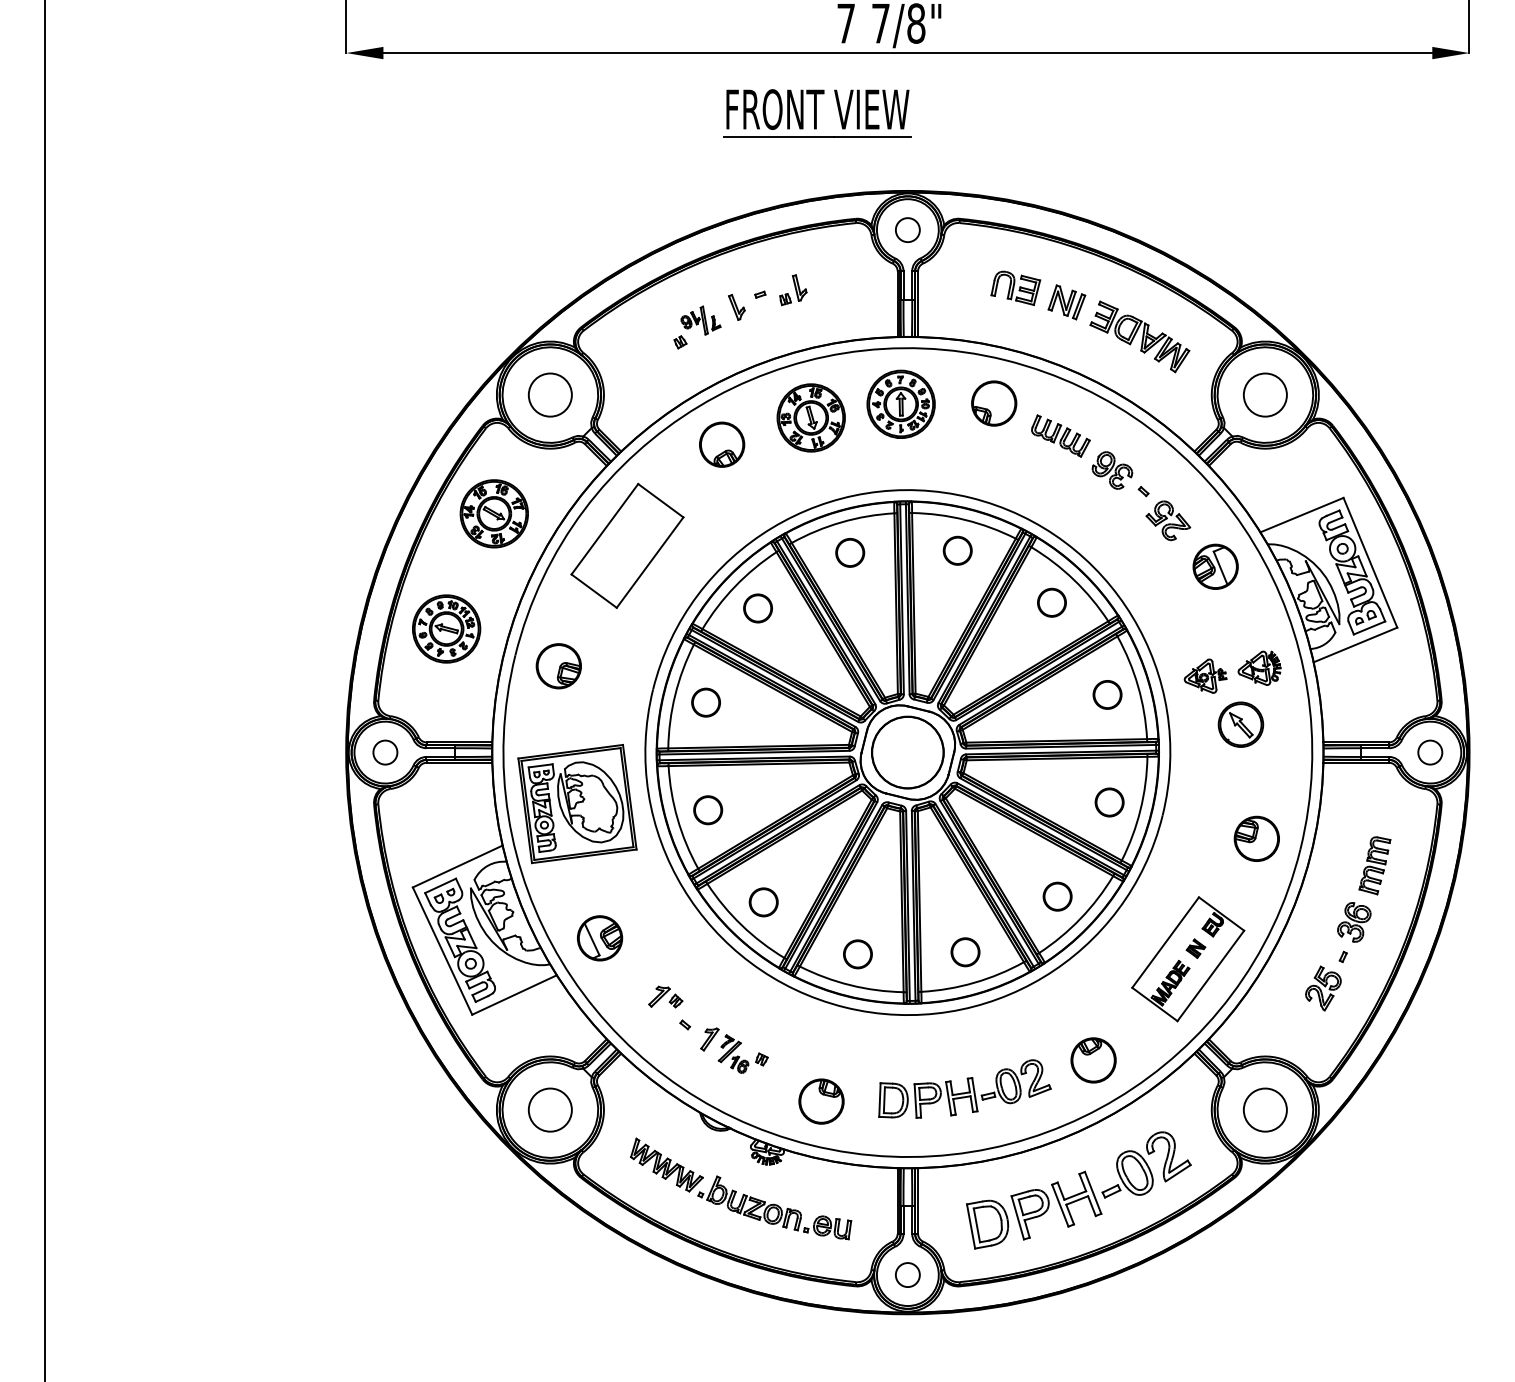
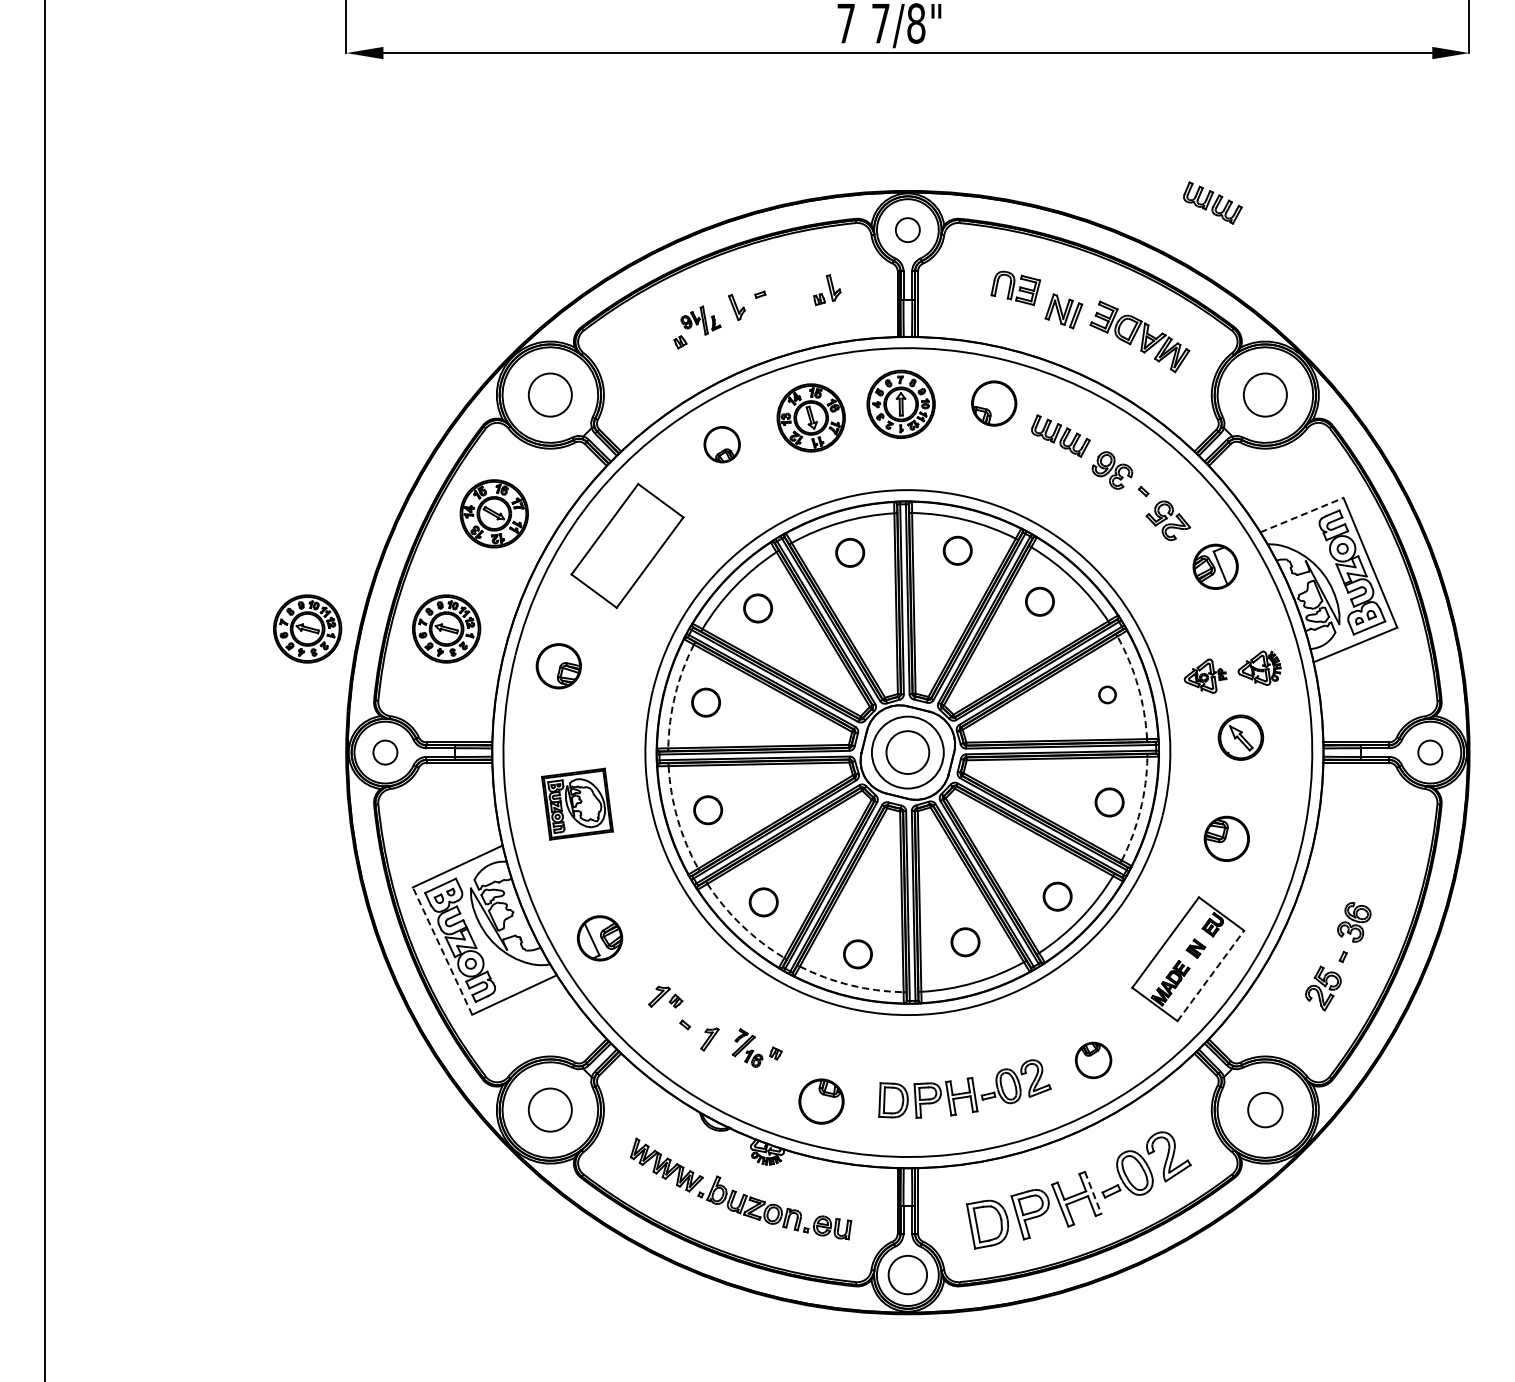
part: present -> none (817, 113)
part: none -> present (1212, 202)
part position: (793, 290) -> (827, 290) (827, 290)
part position: (1066, 302) -> (1063, 311) (1063, 311)
part size: 47x47 px -> 38x38 px (721, 444)
line: solid -> dashed (1301, 515)
circle position: (1051, 602) -> (1039, 601) (1039, 601)
part: none -> present (307, 628)
arc: solid -> dashed (1138, 686)
circle size: 31x30 px -> 19x20 px (1107, 694)
arc: solid -> dashed (675, 695)
part position: (1240, 724) -> (1240, 737) (1240, 737)
circle diameter: 71 px -> 43 px (907, 752)
part size: 121x121 px -> 73x74 px (577, 803)
arc: solid -> dashed (1140, 810)
arc: solid -> dashed (677, 819)
part position: (1256, 838) -> (1226, 838) (1226, 838)
part: present -> none (1374, 865)
arc: solid -> dashed (741, 925)
line: solid -> dashed (442, 950)
circle position: (965, 952) -> (965, 942) (965, 942)
line: solid -> dashed (1211, 975)
arc: solid -> dashed (850, 985)
part position: (742, 1053) -> (756, 1047) (756, 1047)
part size: 47x47 px -> 38x39 px (1093, 1060)
circle size: 45x46 px -> 37x37 px (1265, 1110)
line: solid -> dashed (1093, 1193)
circle diameter: 24 px -> 38 px (907, 1274)
